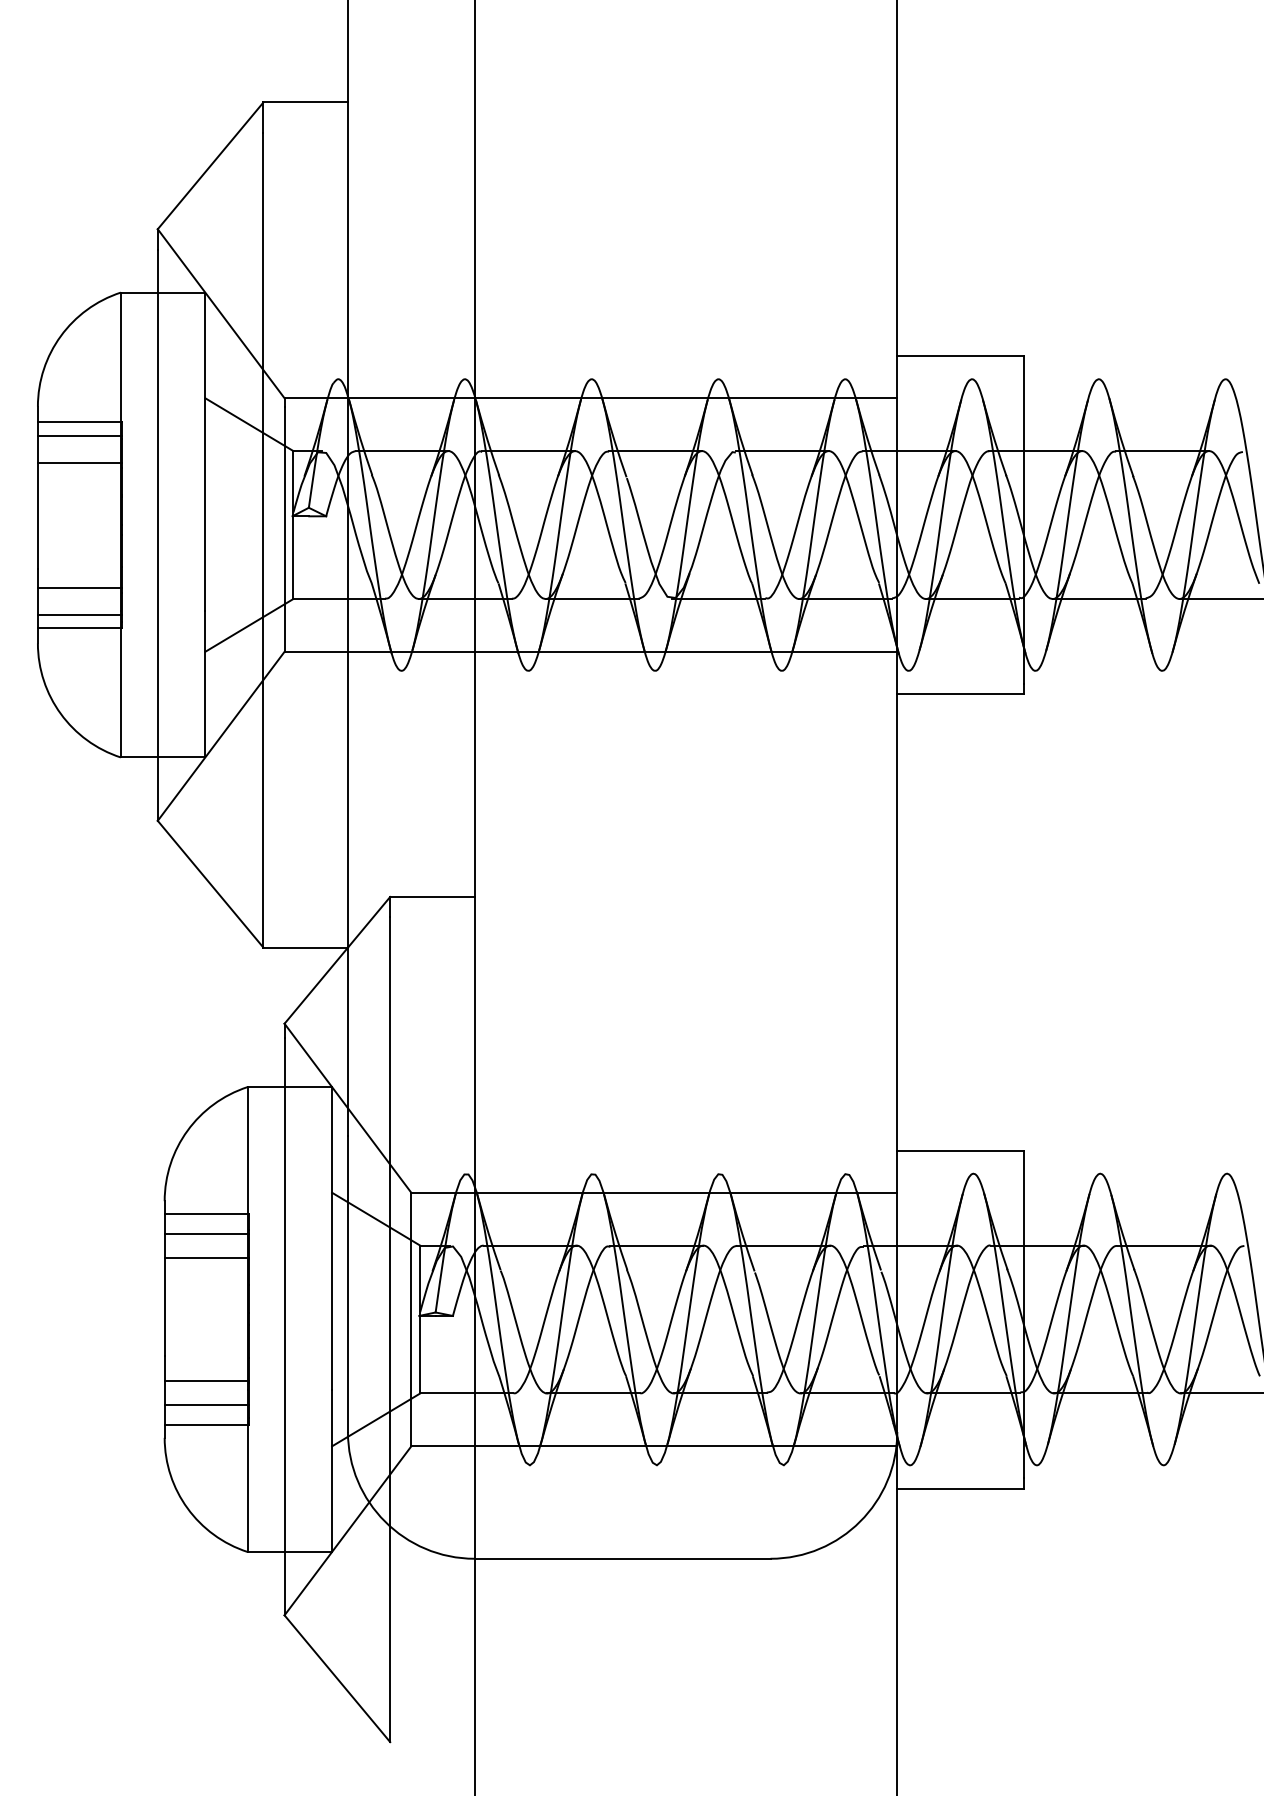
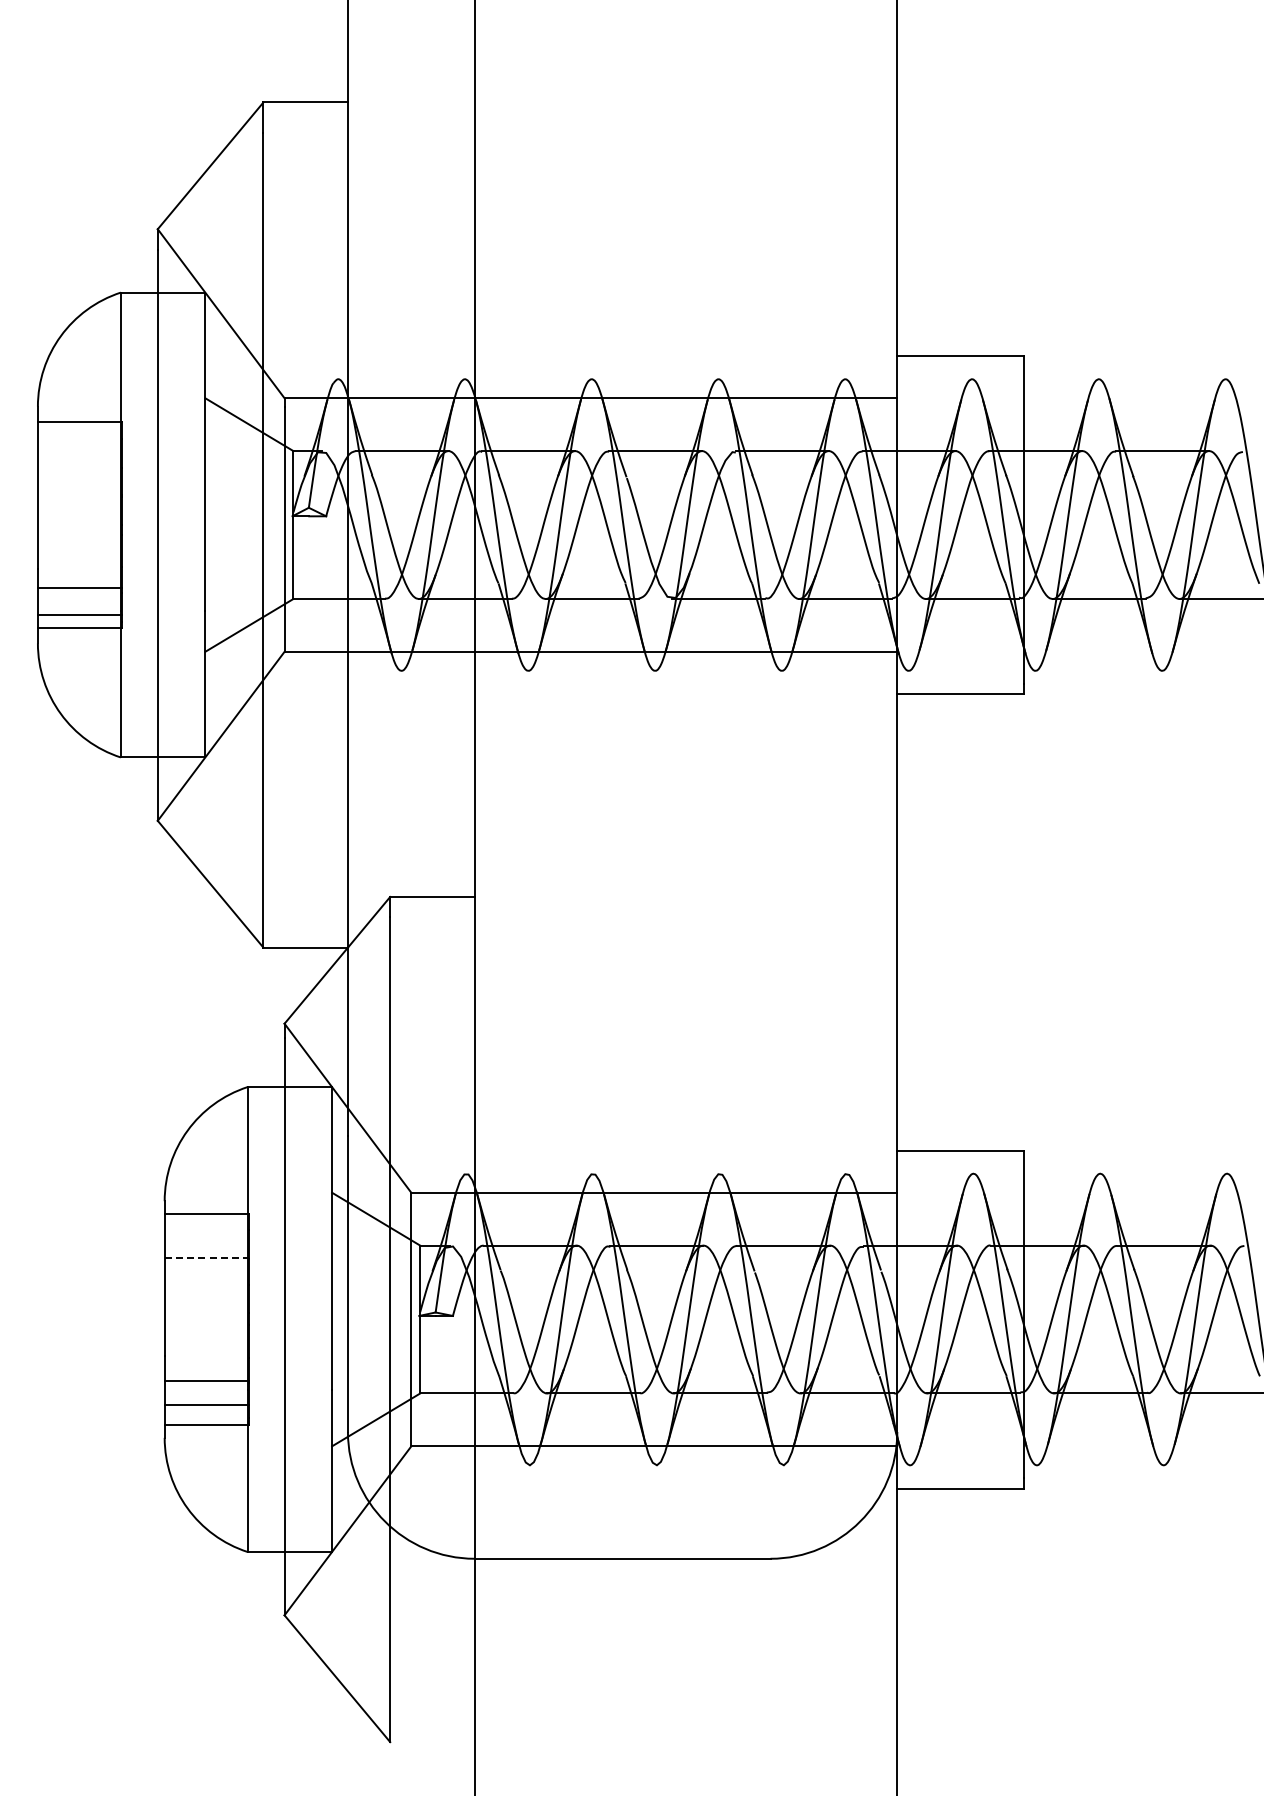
line: present -> none (79, 435)
line: present -> none (79, 462)
line: present -> none (206, 1234)
line: solid -> dashed (207, 1258)
